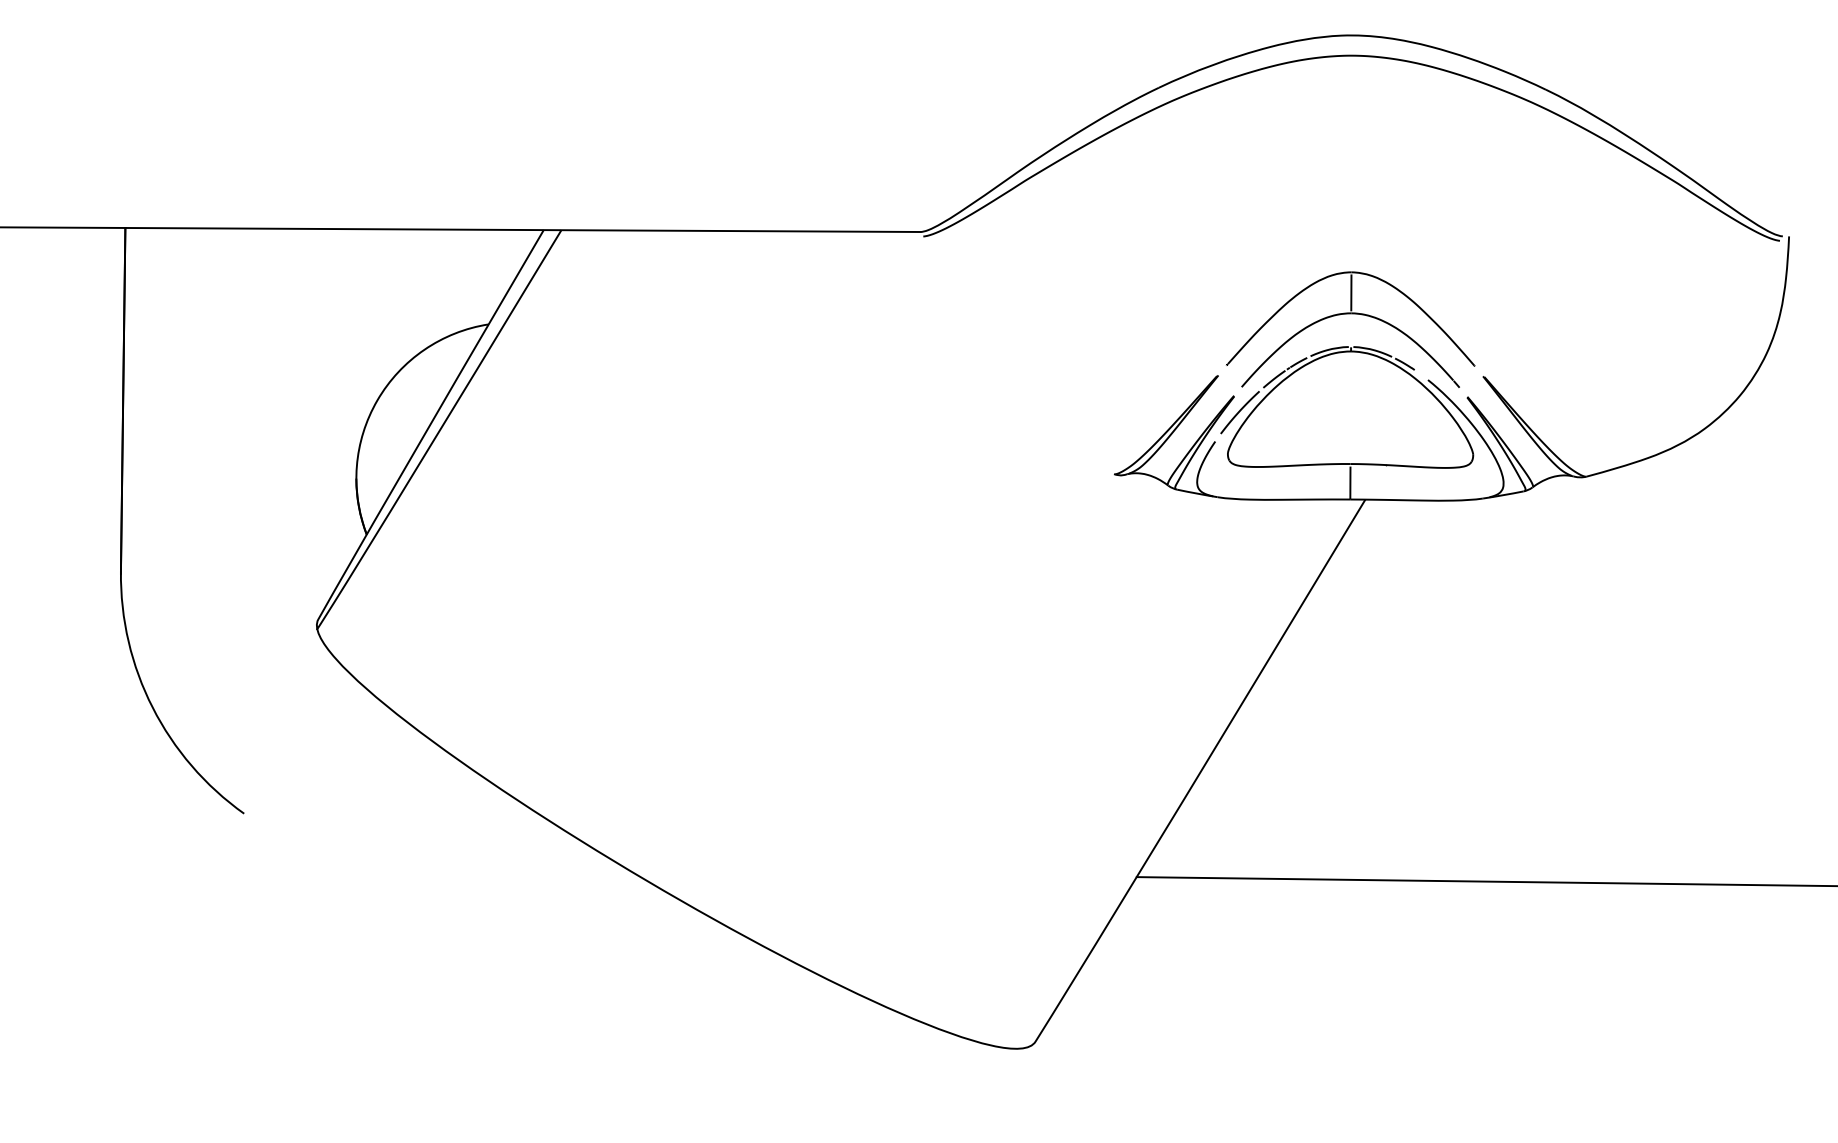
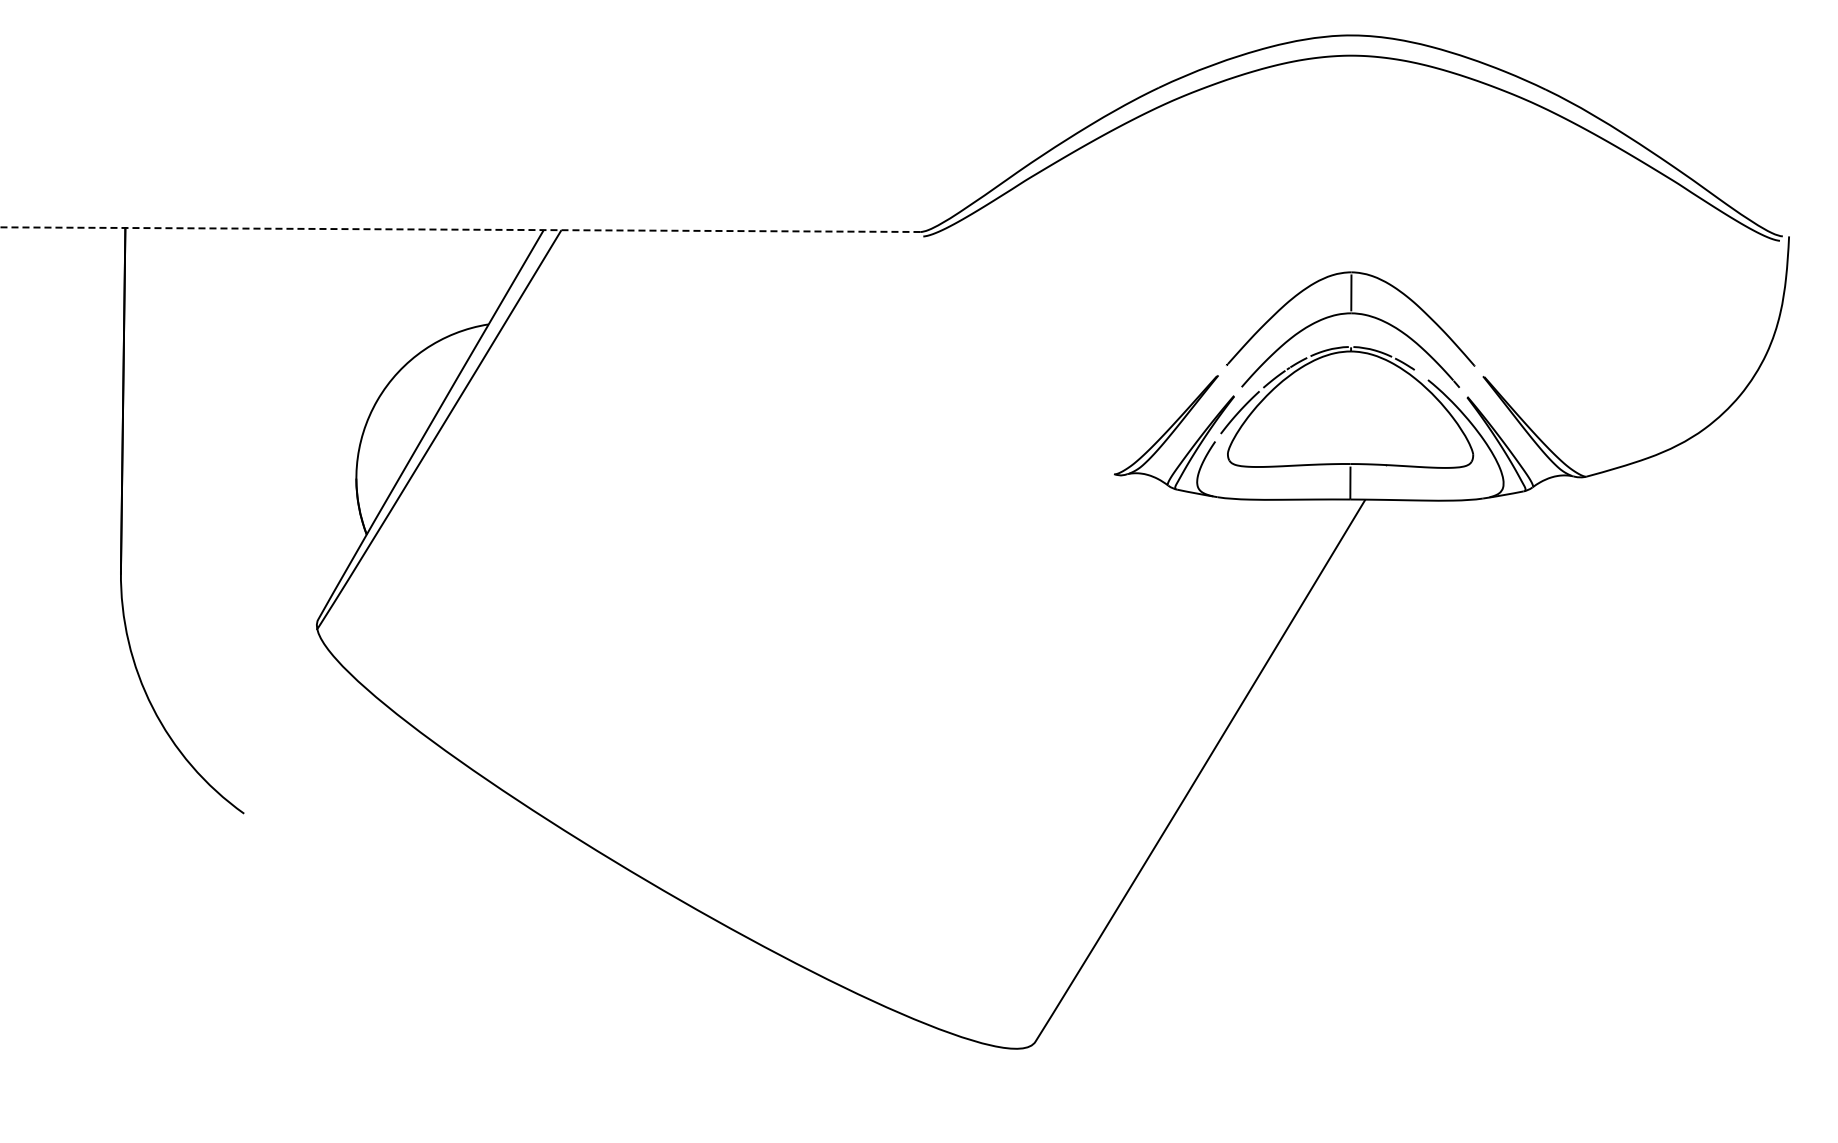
line: solid -> dashed (460, 229)
line: present -> none (1485, 881)
